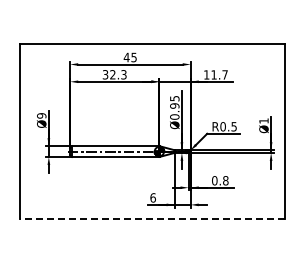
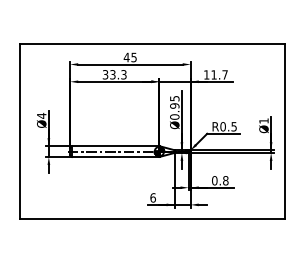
text: 32.3 -> 33.3 (112, 74)
text: Ø9 -> Ø4 (41, 115)
line: dashed -> solid (152, 218)
